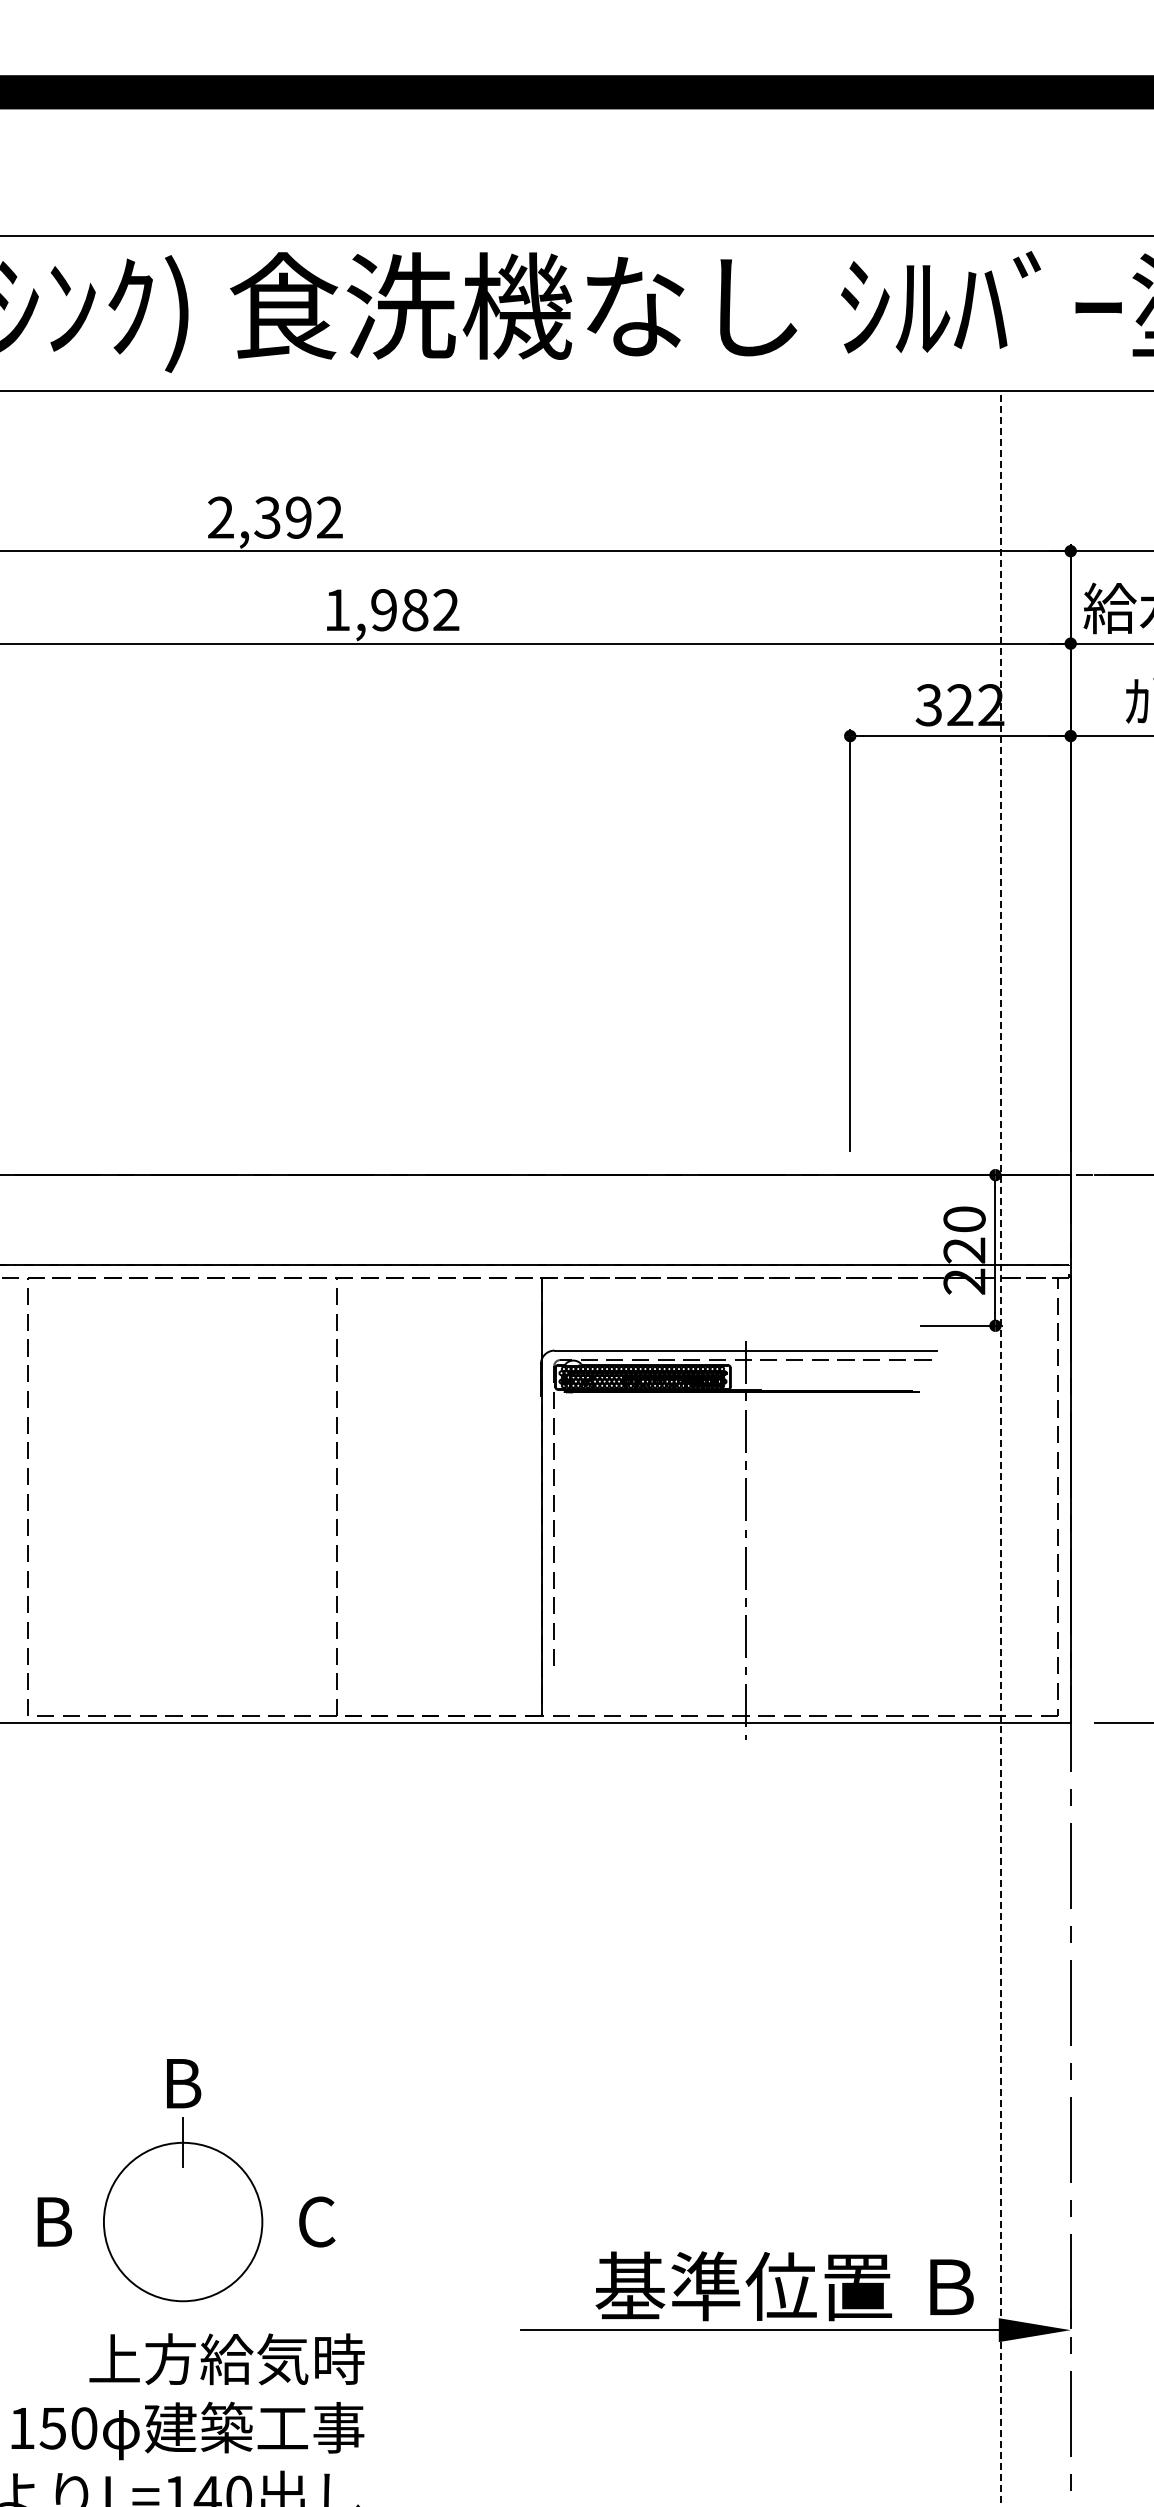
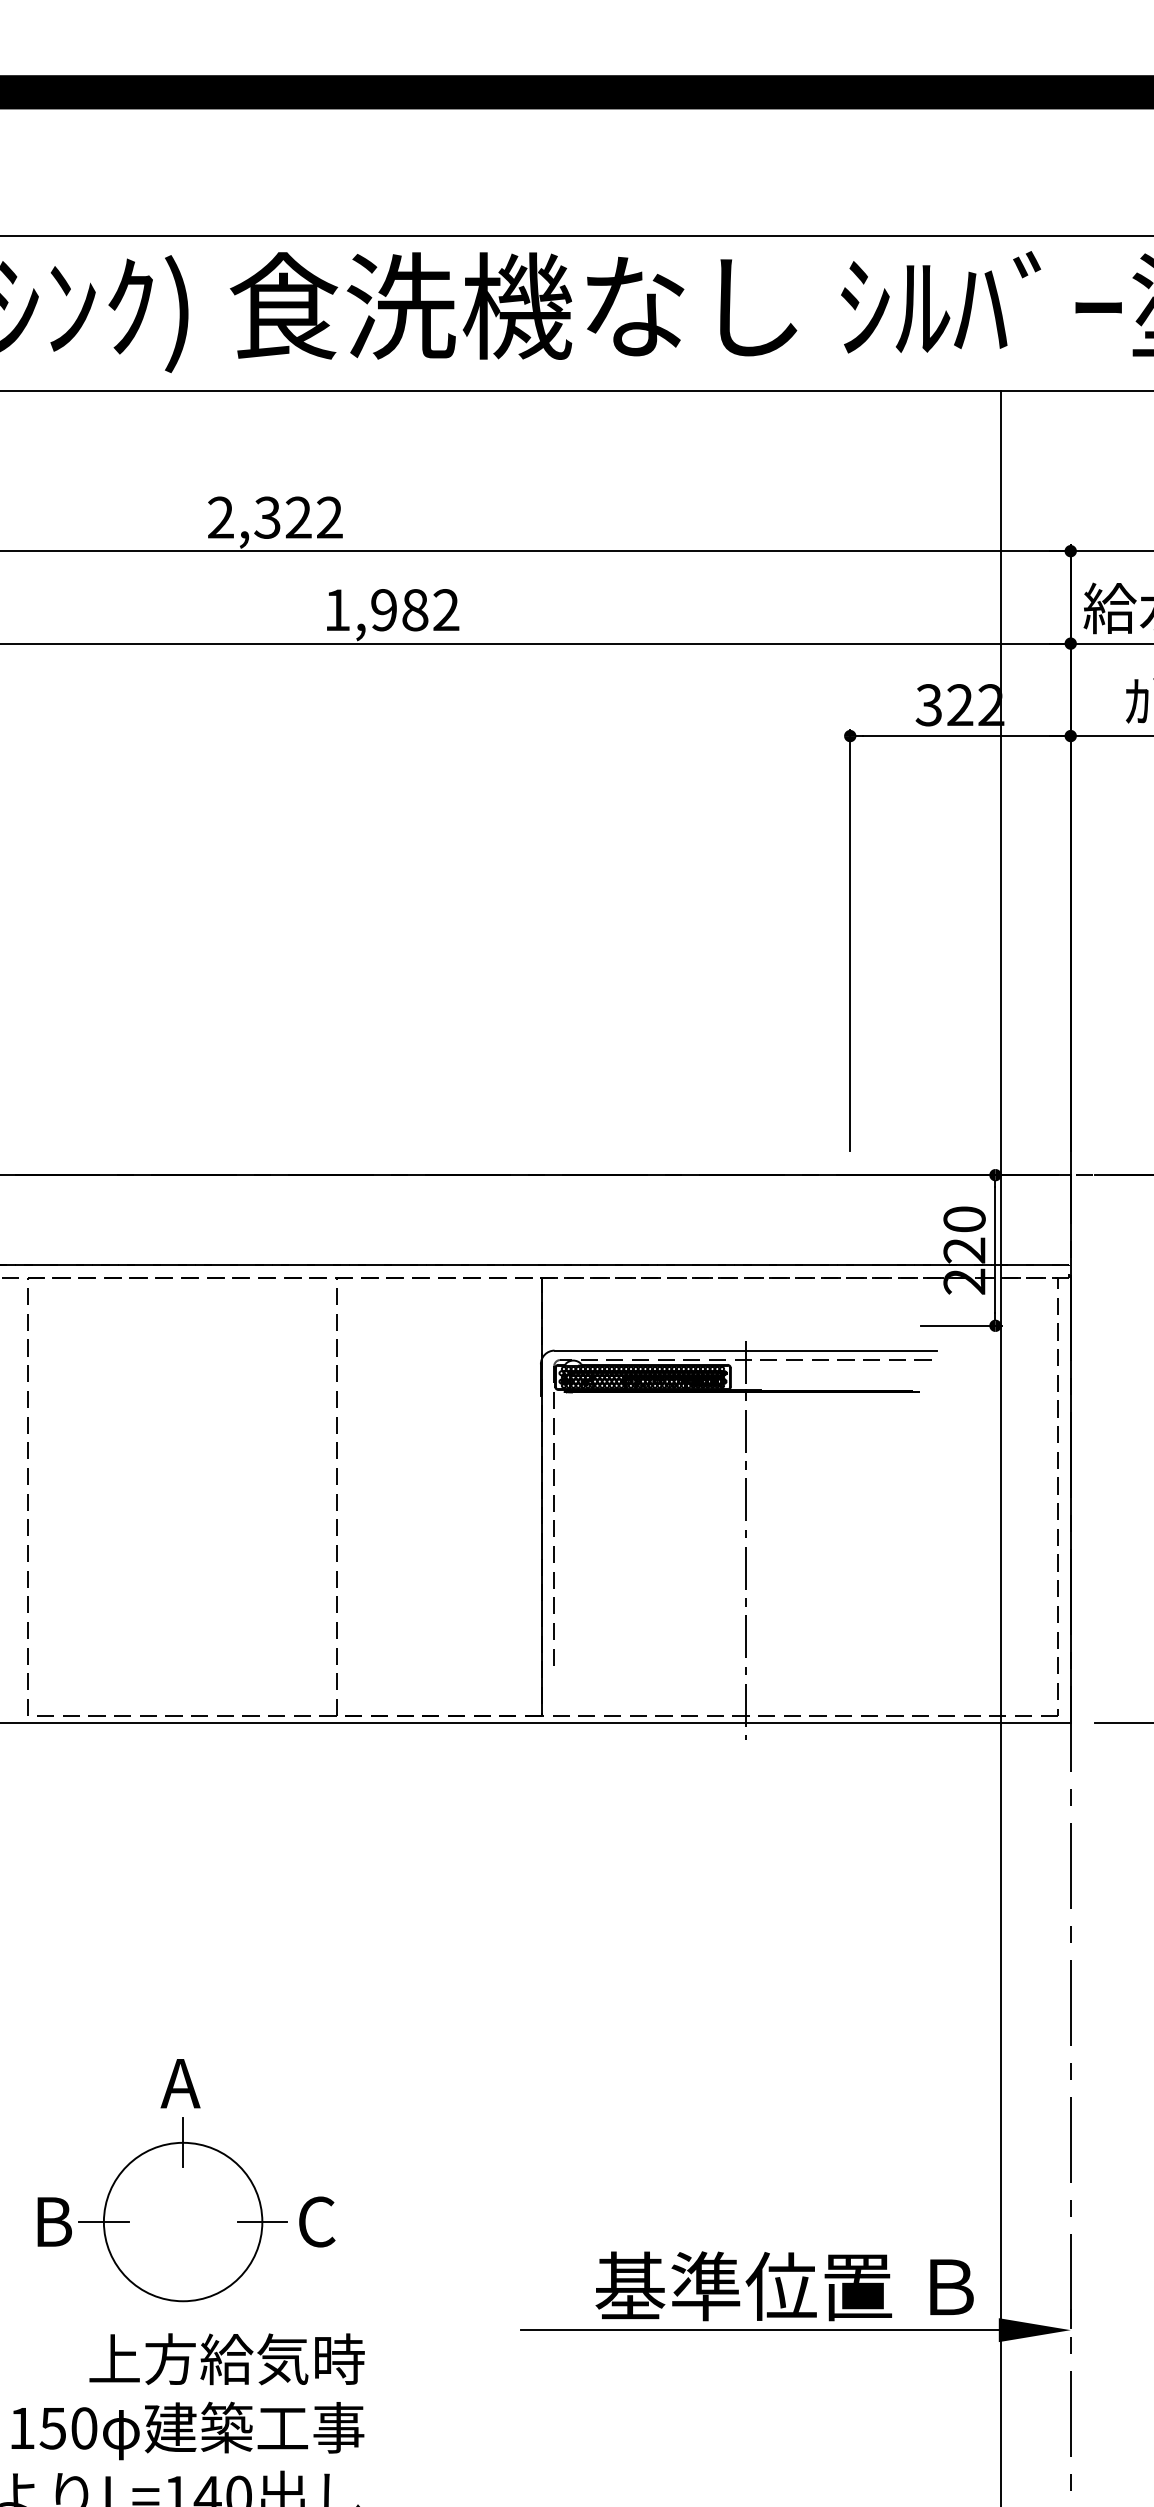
text: 2,392 -> 2,322 (298, 517)
line: dashed -> solid (1000, 1449)
text: B -> A (180, 2083)
line: none -> present (103, 2222)
line: none -> present (262, 2222)
